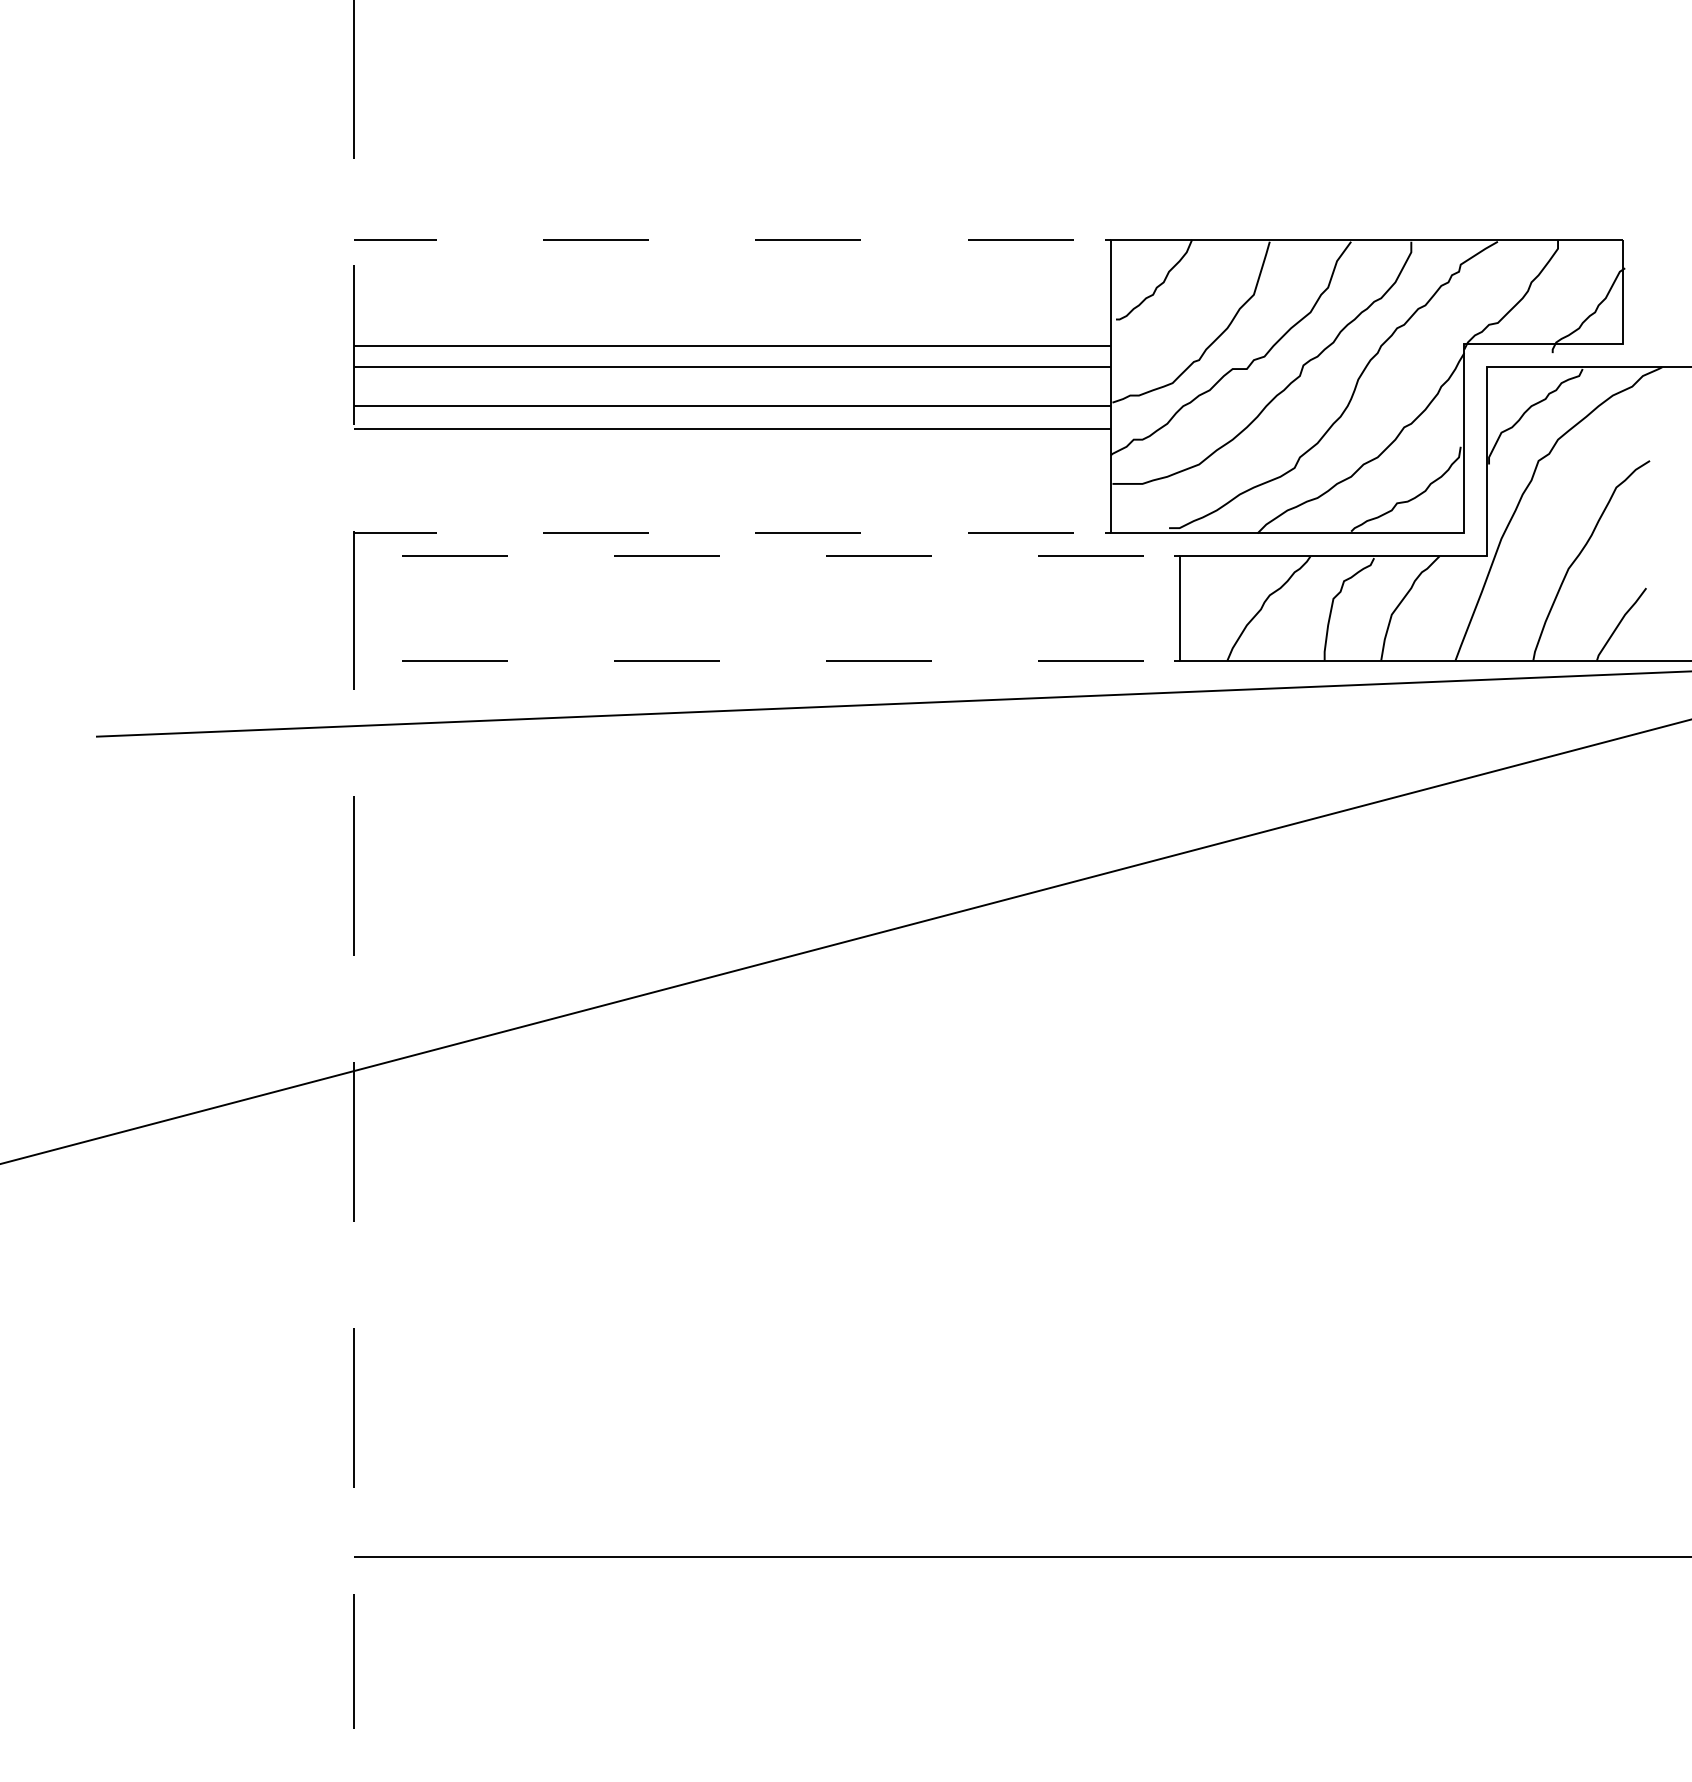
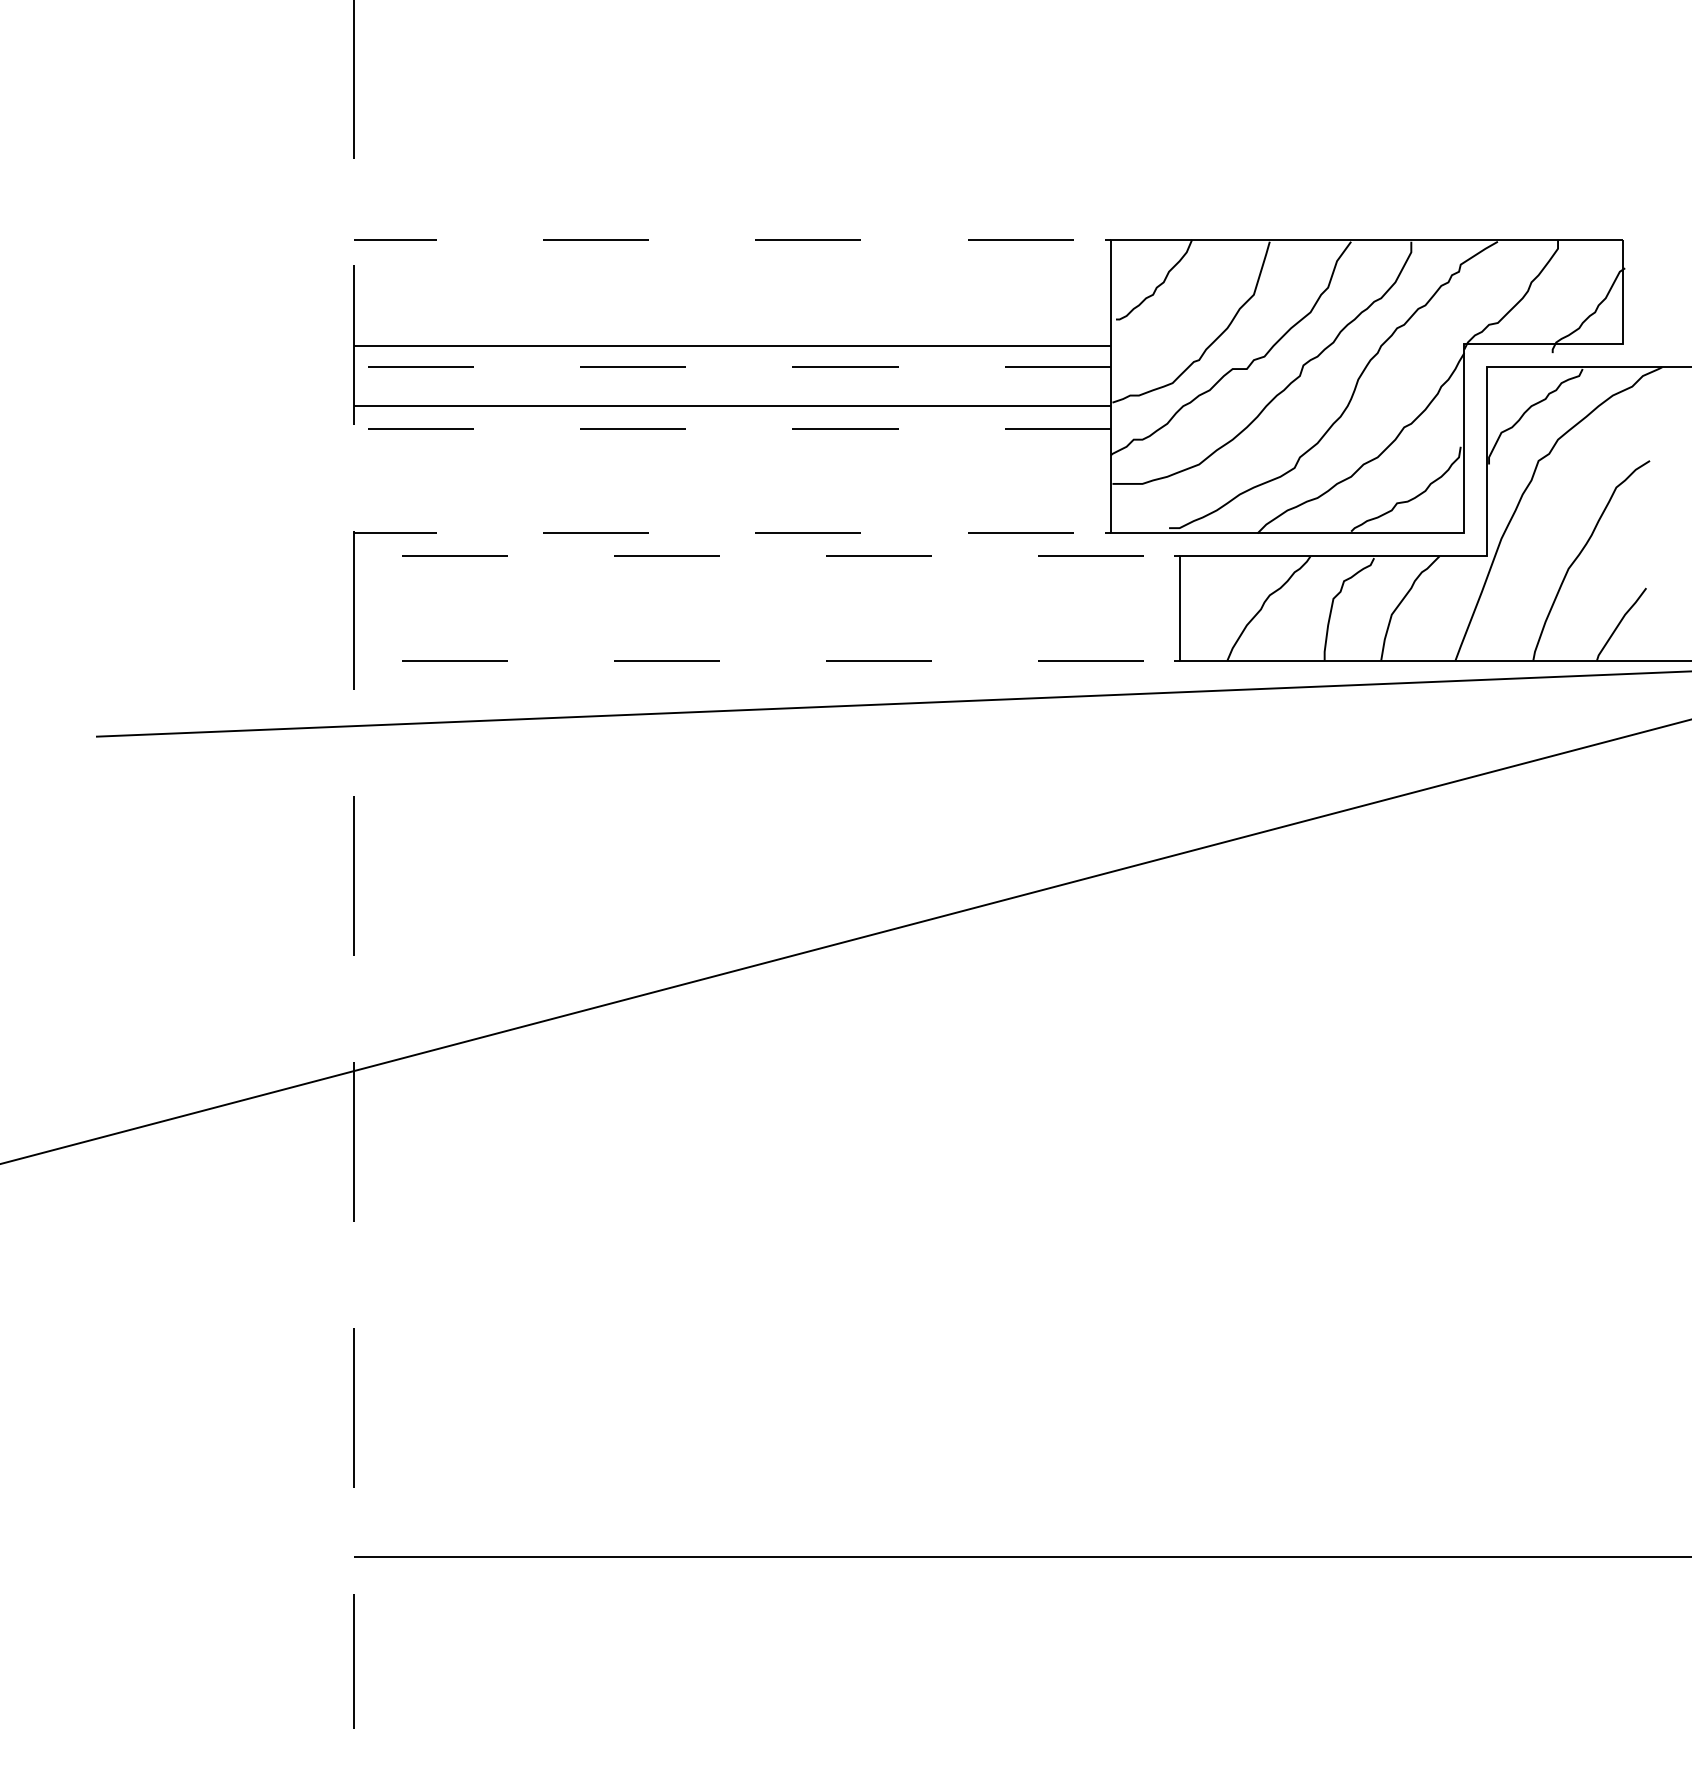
line: solid -> dashed (731, 367)
line: solid -> dashed (731, 429)
